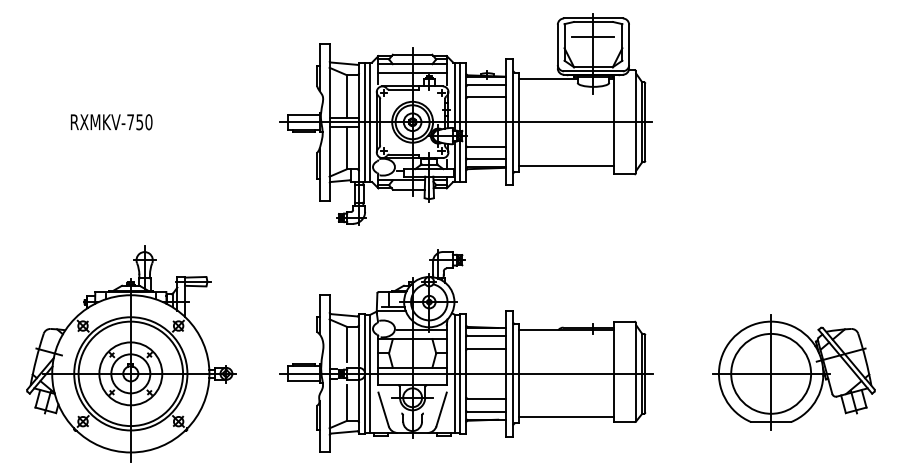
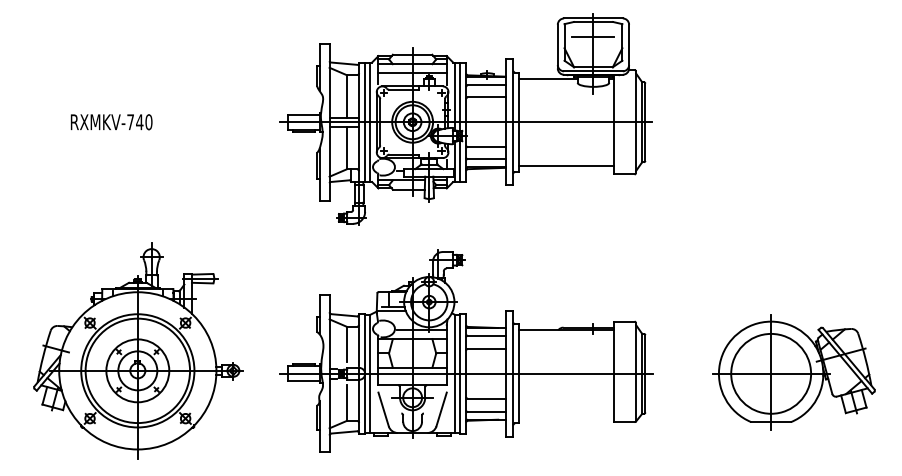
text: RXMKV-750 -> RXMKV-740 (139, 122)
part position: (131, 353) -> (138, 350) (138, 350)
line: present -> none (565, 417)
